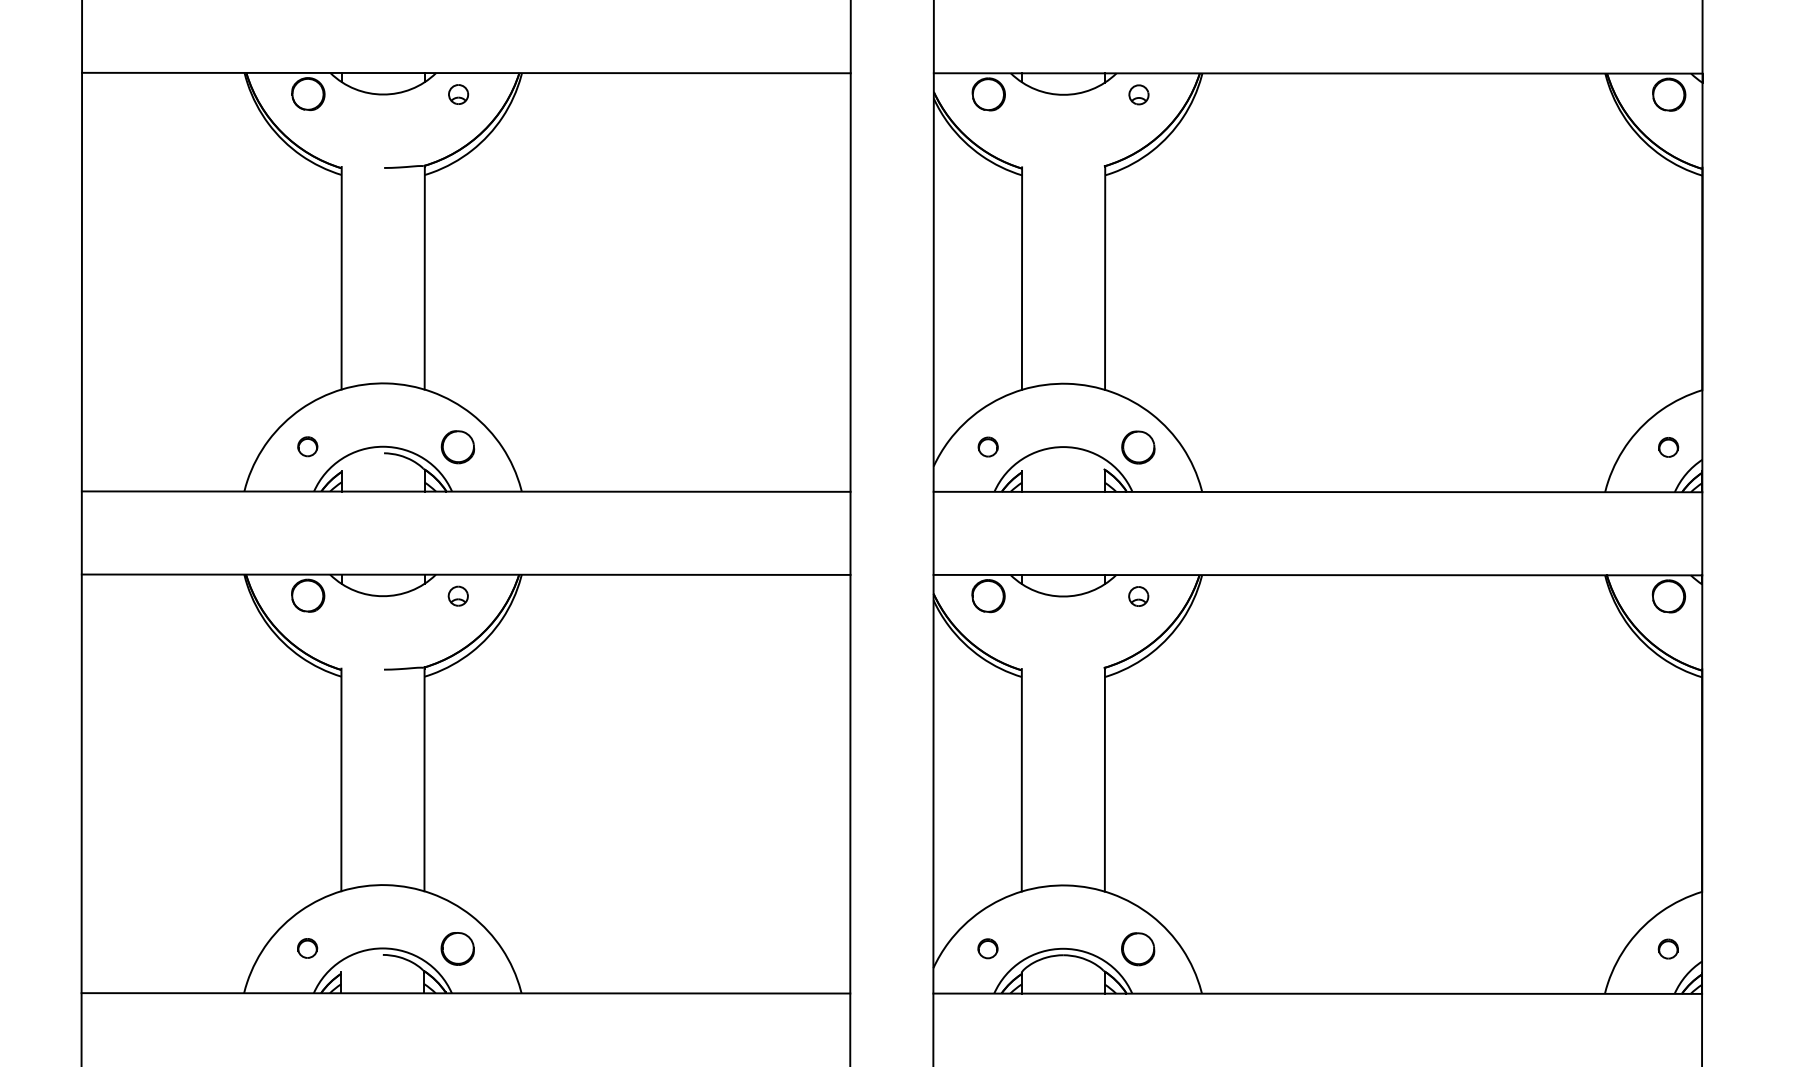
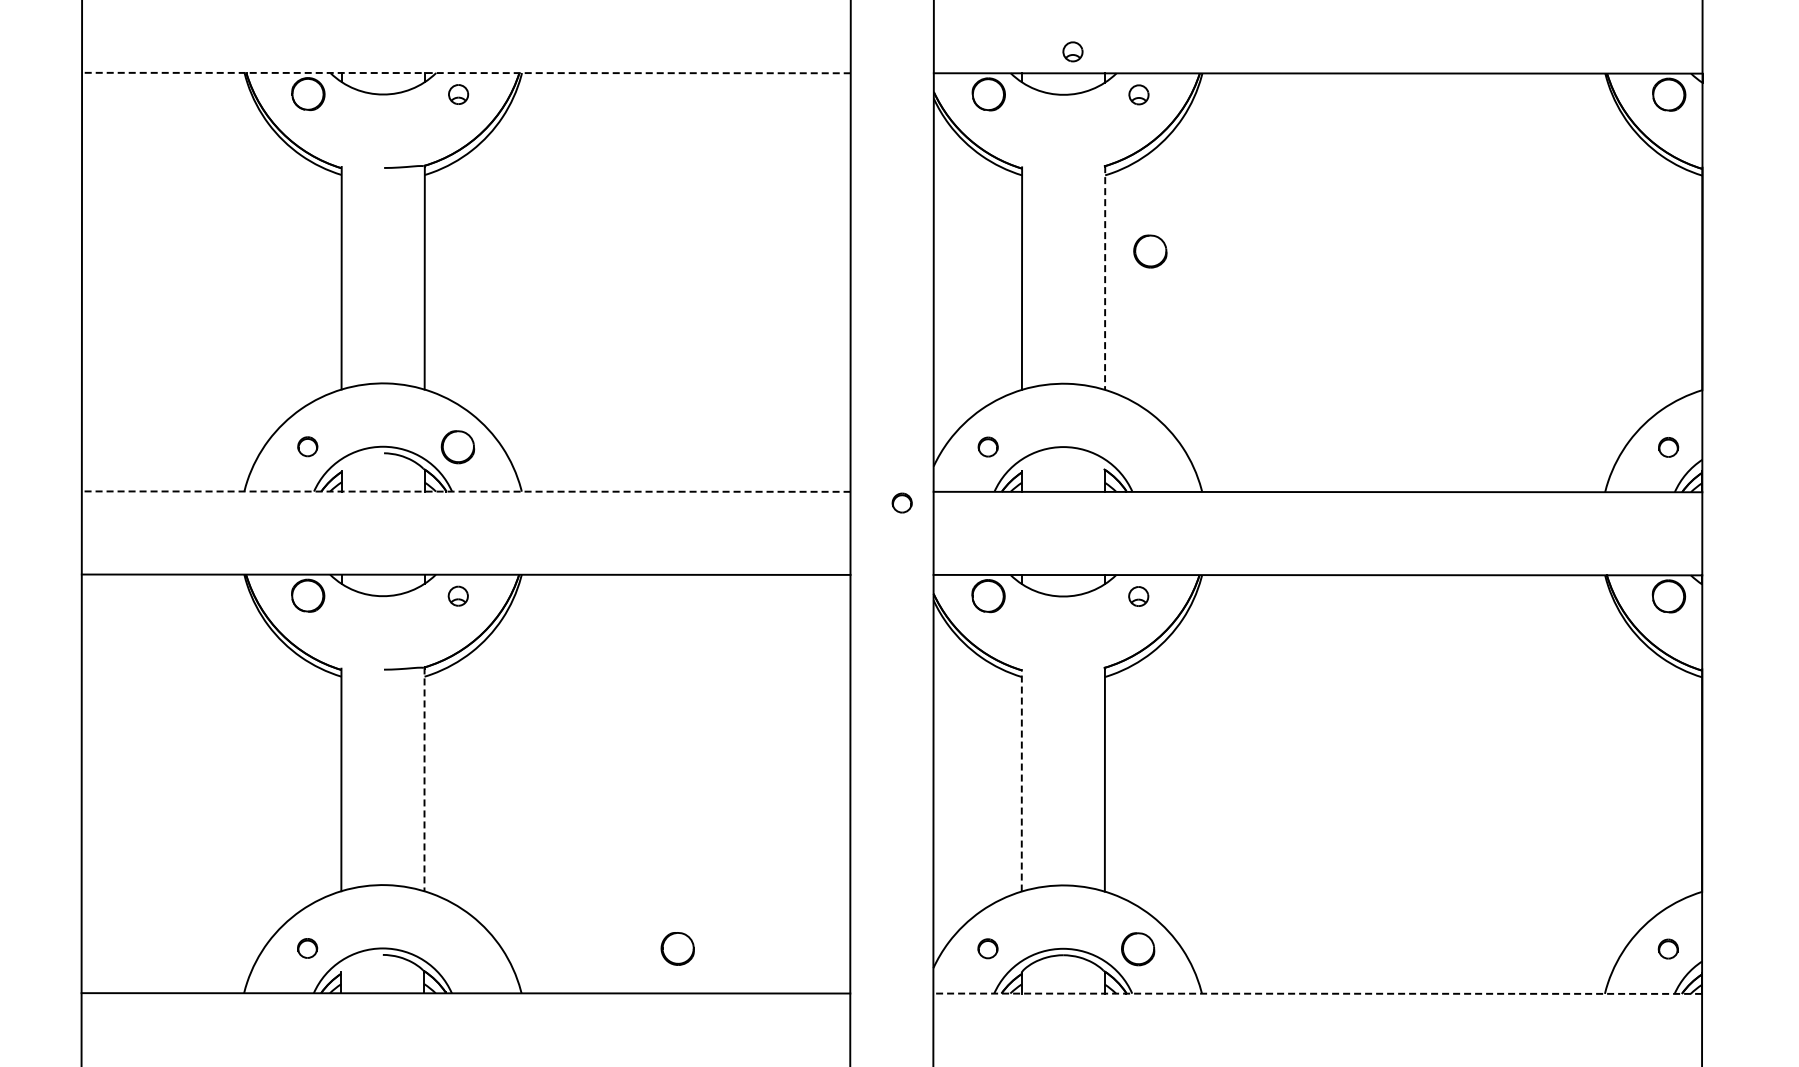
part: none -> present (1072, 51)
line: solid -> dashed (465, 73)
line: solid -> dashed (1105, 278)
part position: (1138, 447) -> (1150, 251) (1150, 251)
line: solid -> dashed (465, 491)
part: none -> present (901, 502)
line: solid -> dashed (424, 779)
line: solid -> dashed (1021, 779)
part position: (457, 948) -> (677, 948) (677, 948)
line: solid -> dashed (1317, 993)
